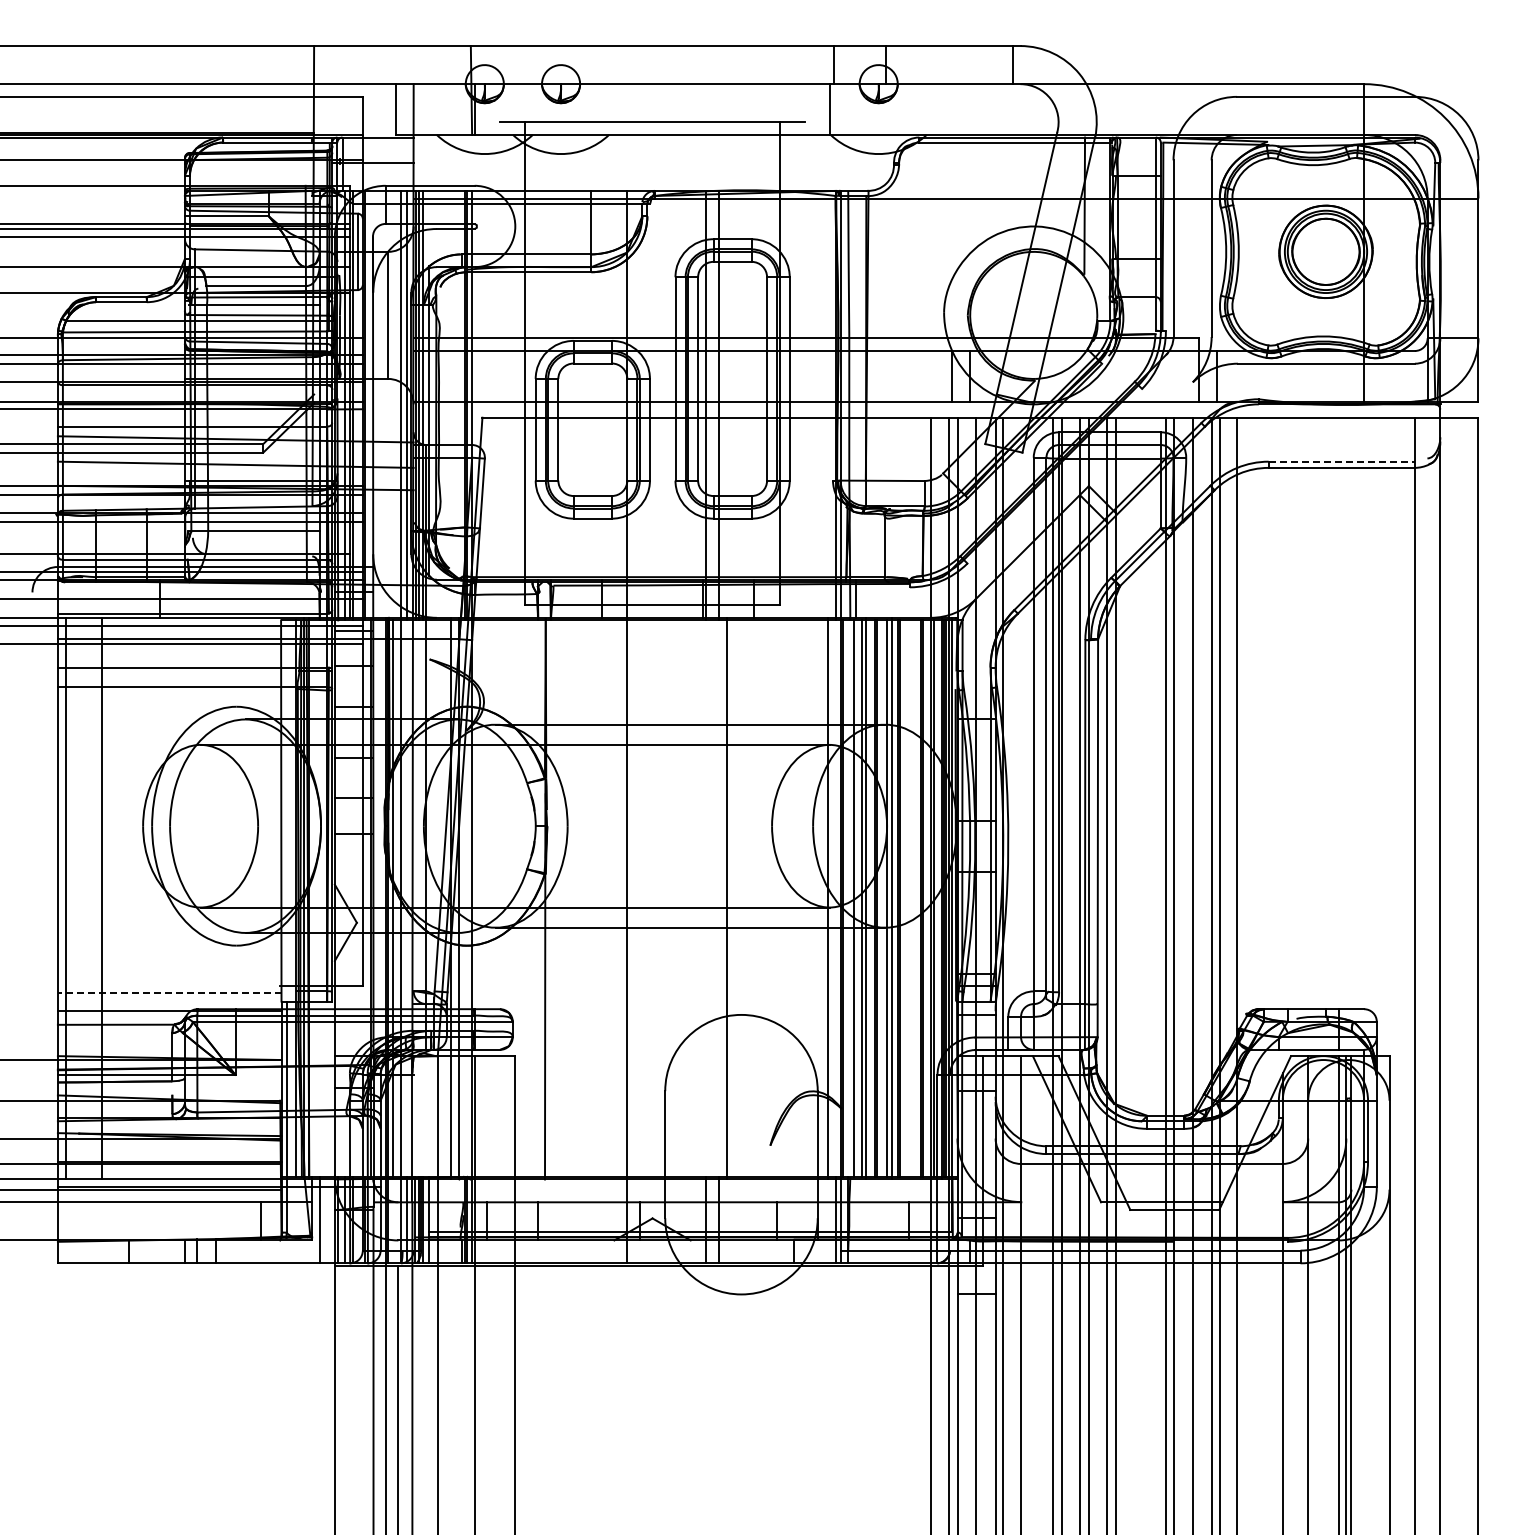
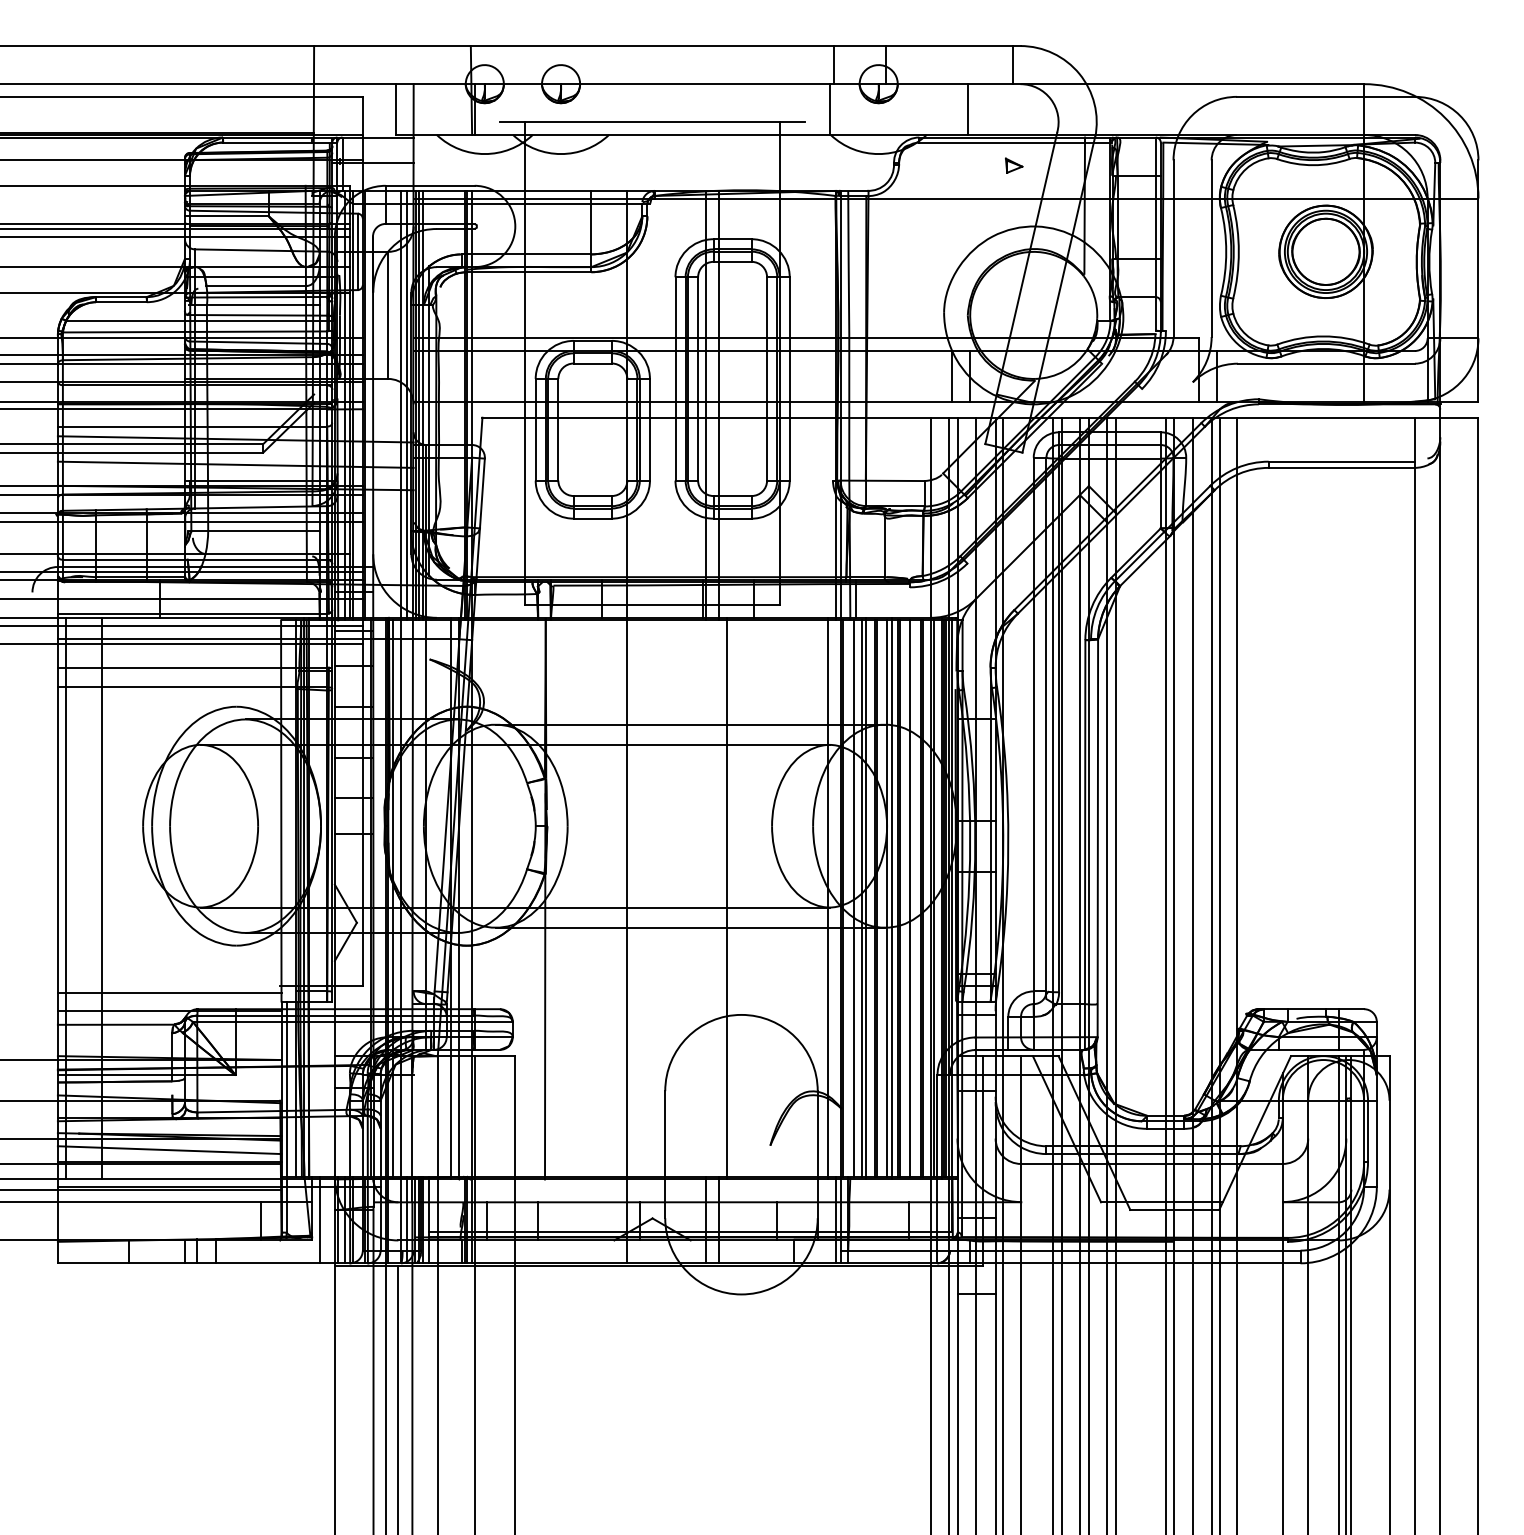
line: none -> present (967, 109)
part: none -> present (1014, 165)
line: dashed -> solid (1342, 461)
line: none -> present (909, 898)
line: dashed -> solid (169, 992)
line: none -> present (169, 1150)
